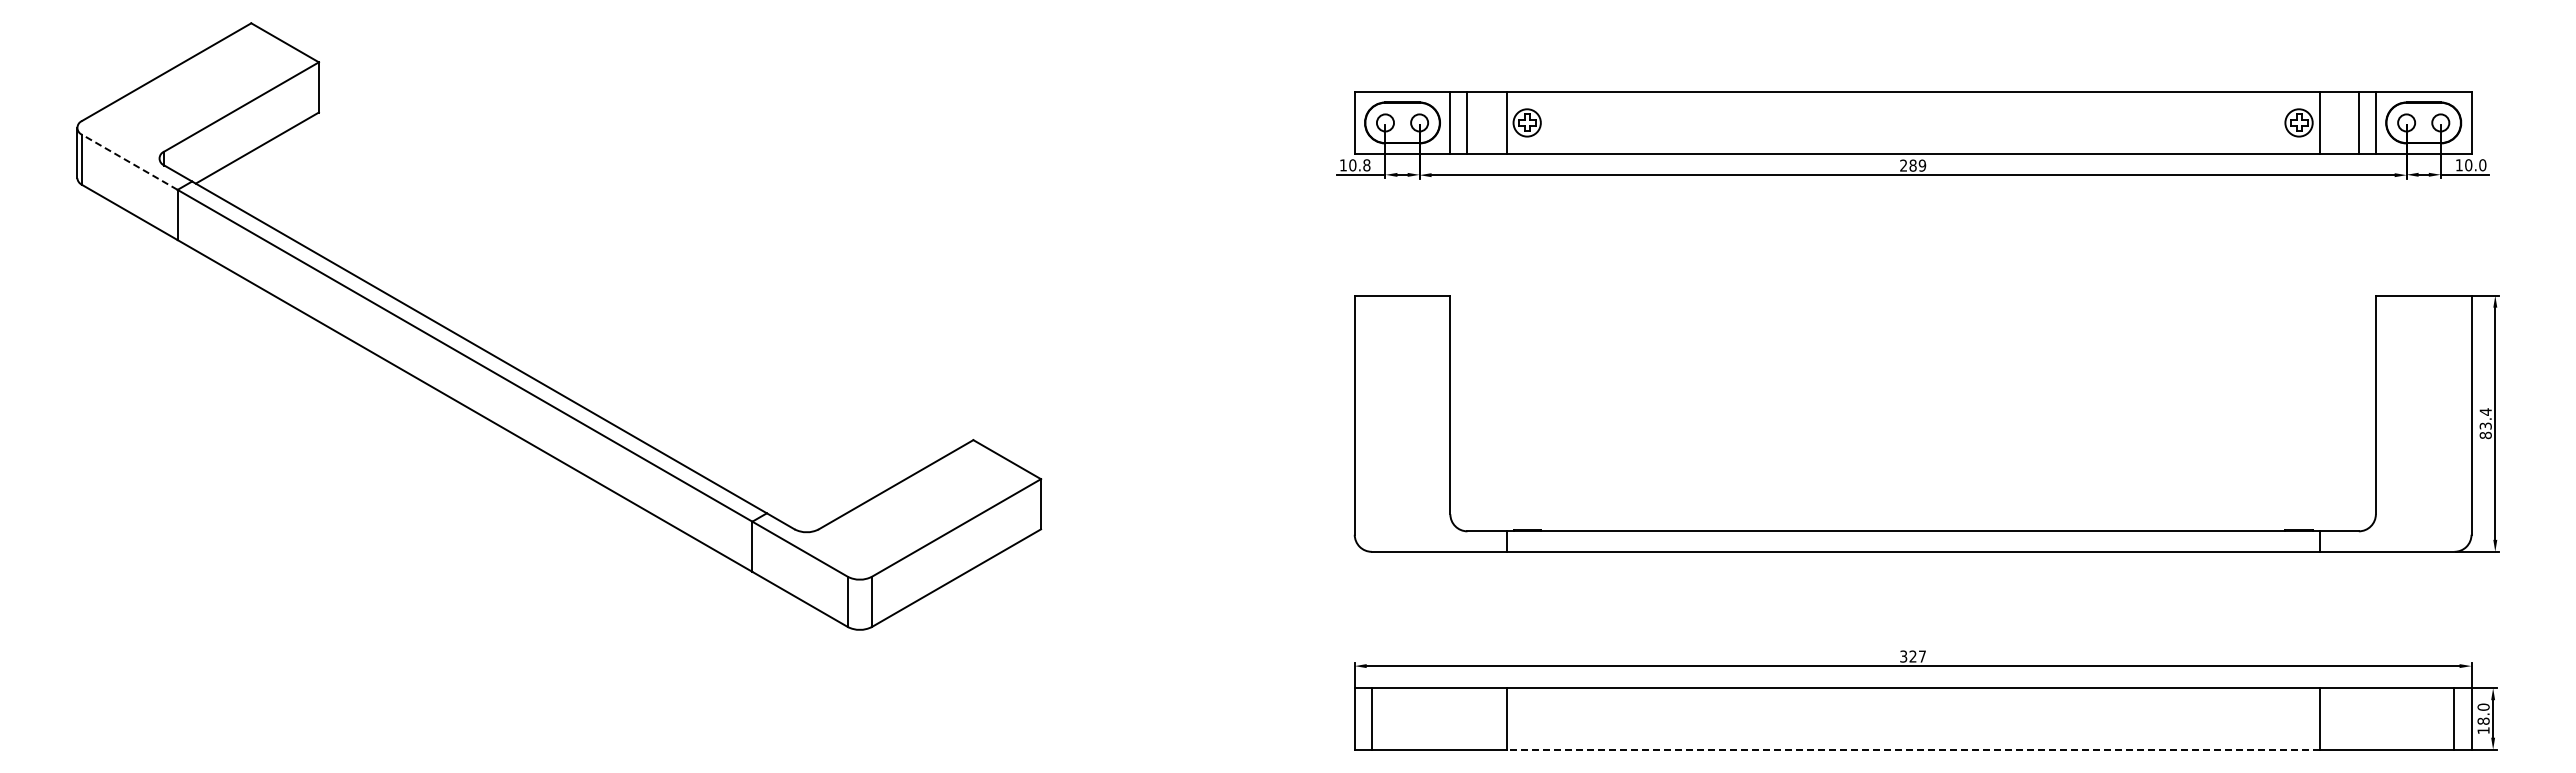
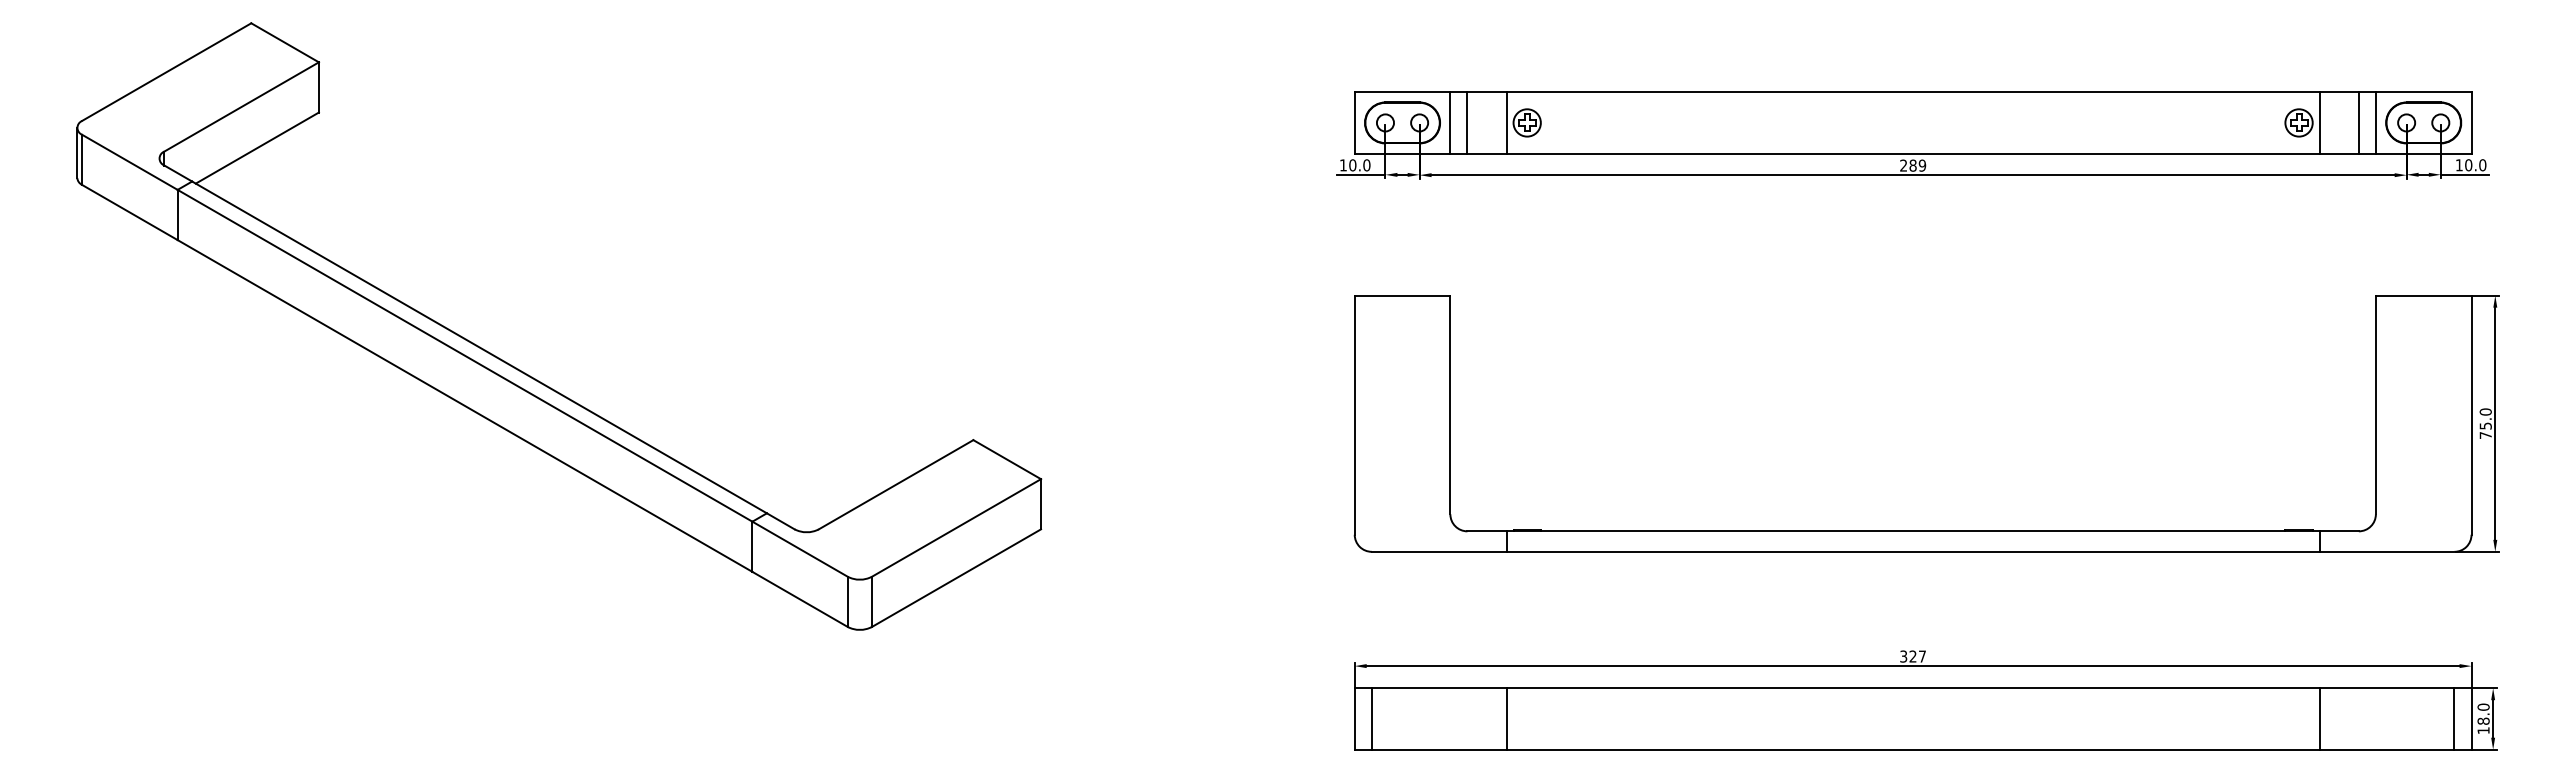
line: dashed -> solid (129, 162)
text: 10.8 -> 10.0 (1366, 165)
text: 83.4 -> 75.0 (2485, 423)
line: dashed -> solid (1912, 749)
